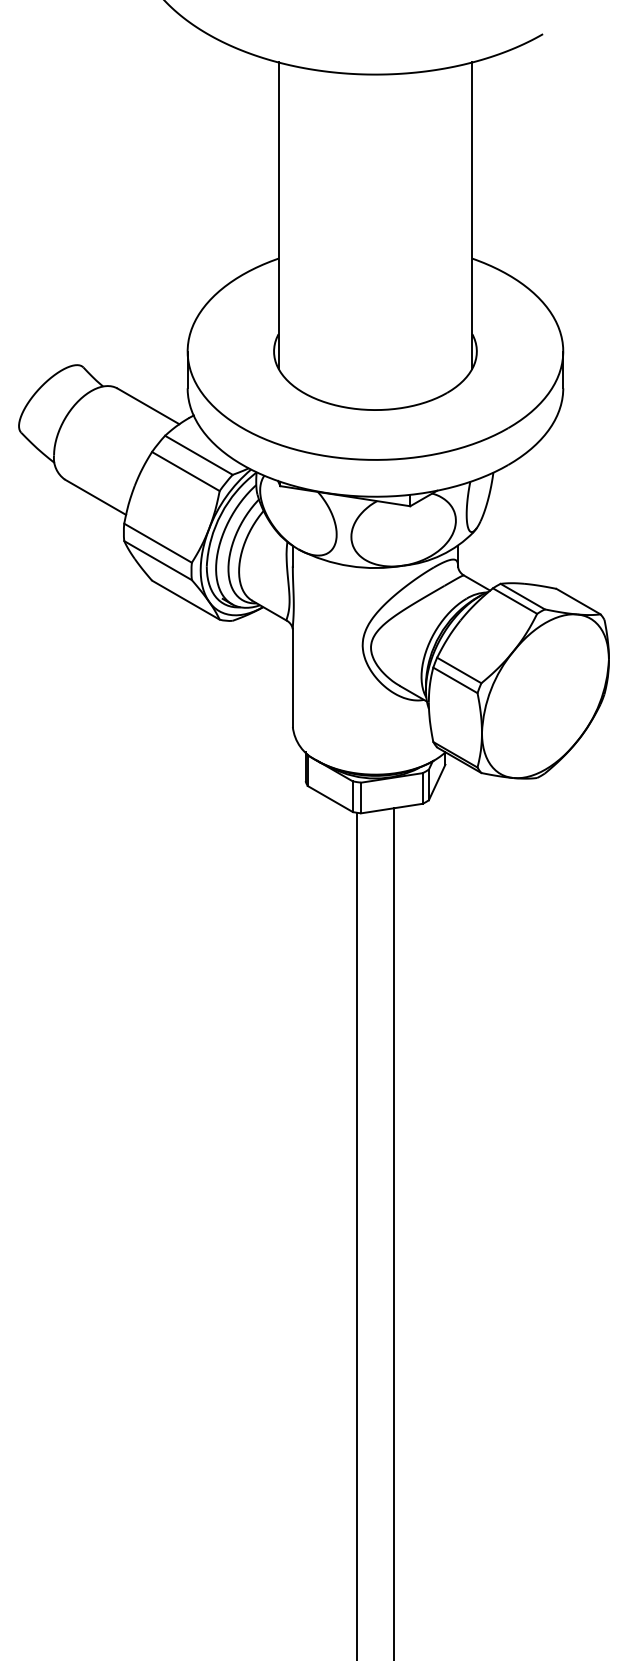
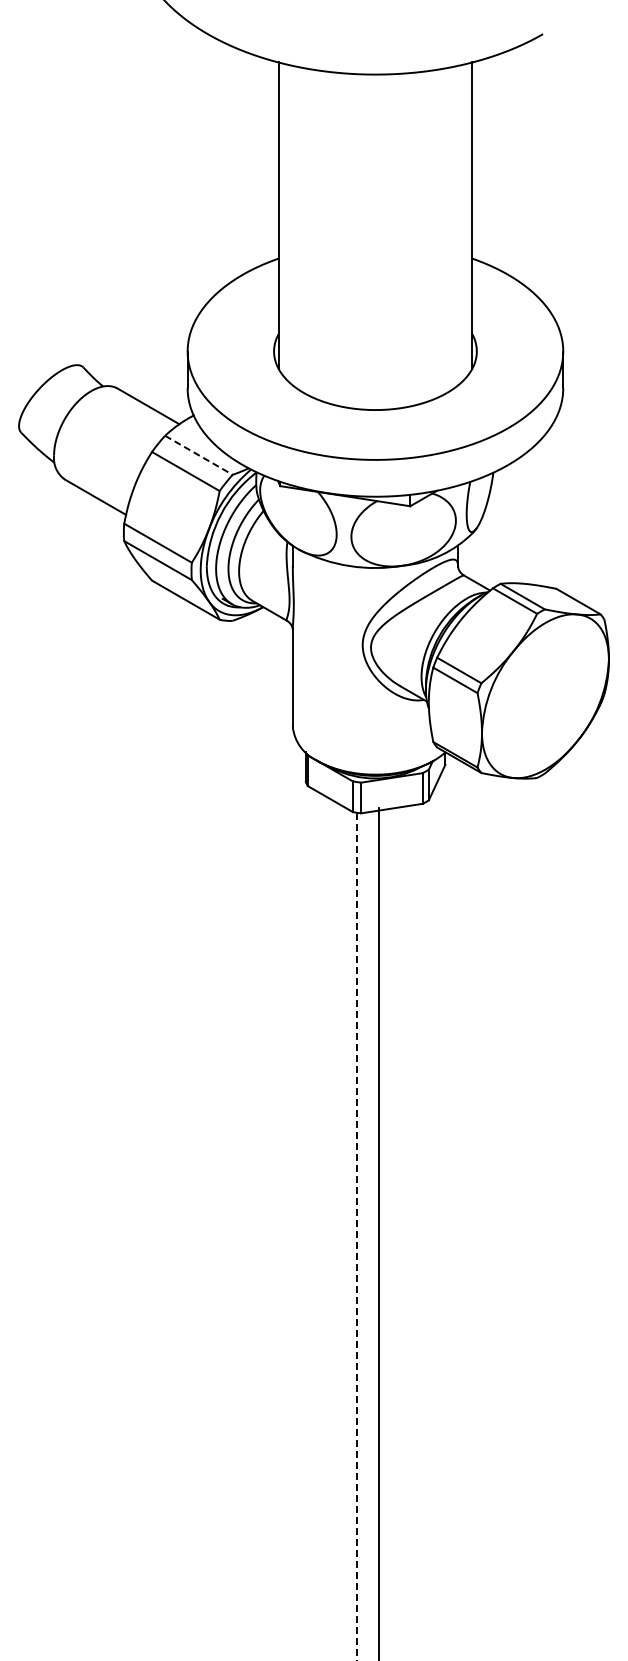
line: solid -> dashed (199, 455)
line position: (394, 1232) -> (379, 1232) (379, 1232)
line: solid -> dashed (356, 1236)
